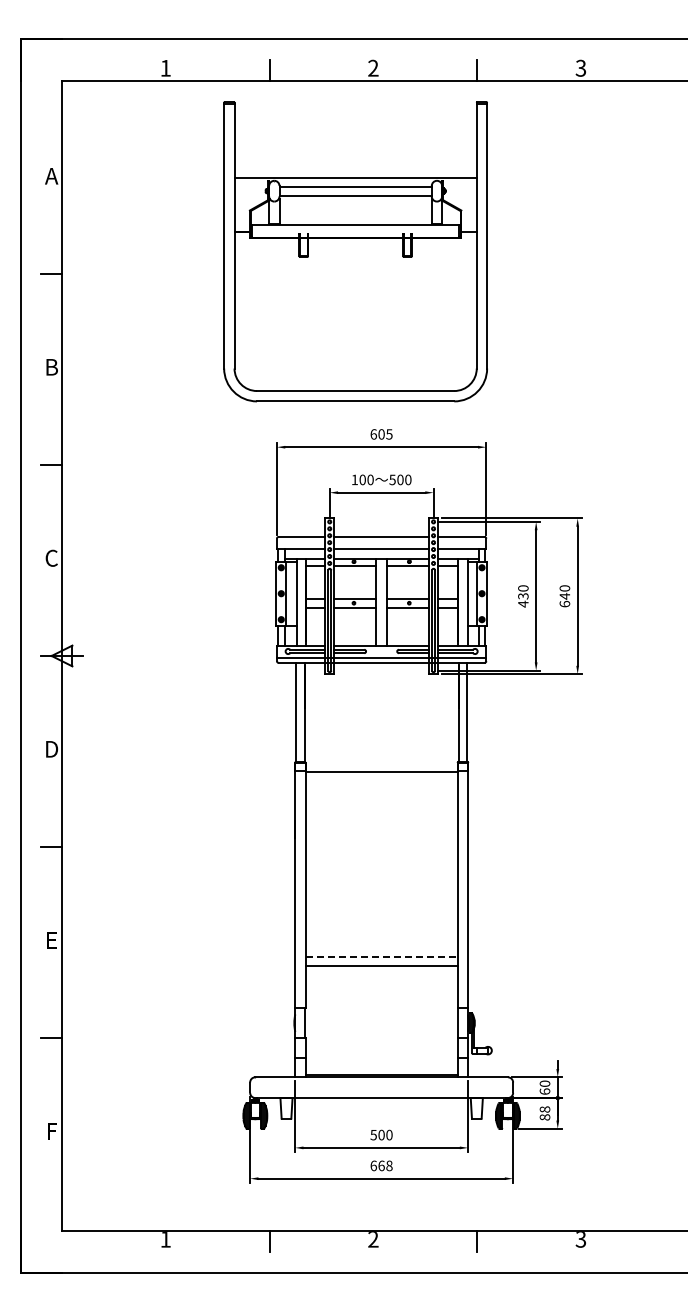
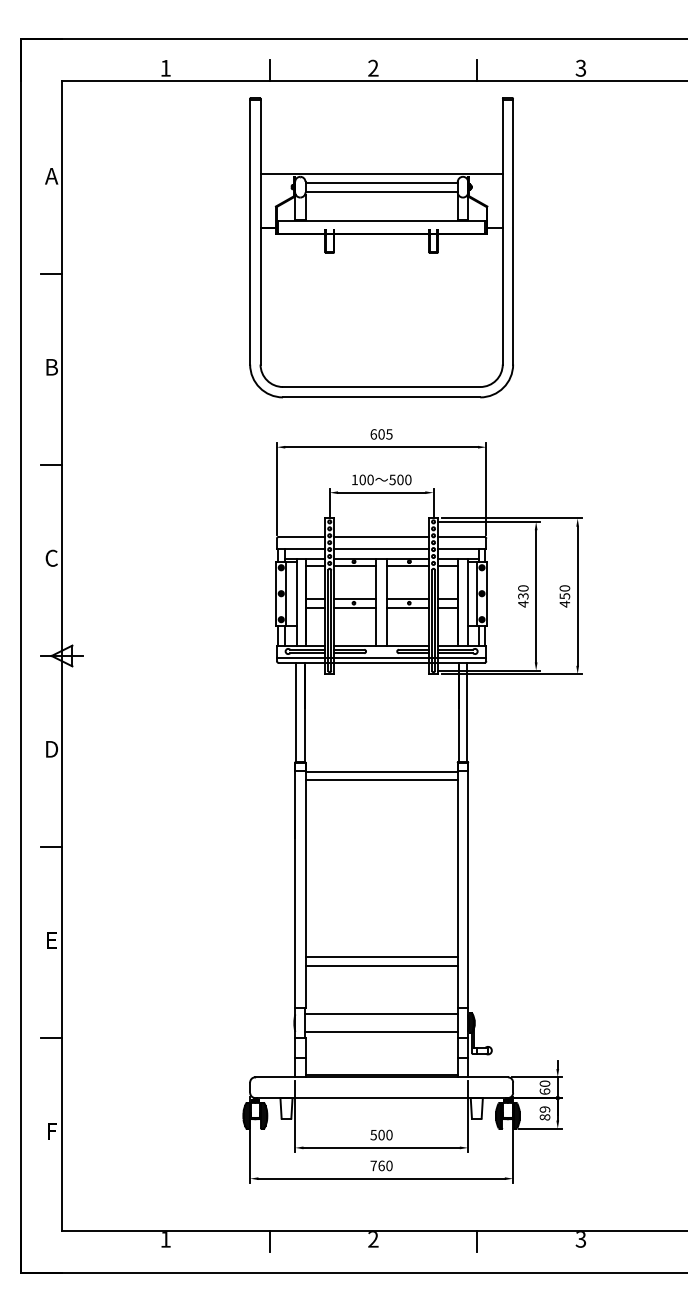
part position: (355, 251) -> (381, 247) (381, 247)
text: 640 -> 450 (564, 599)
line: none -> present (381, 780)
line: dashed -> solid (382, 957)
line: none -> present (381, 1014)
line: none -> present (381, 1031)
text: 88 -> 89 (544, 1109)
text: 668 -> 760 (381, 1165)
